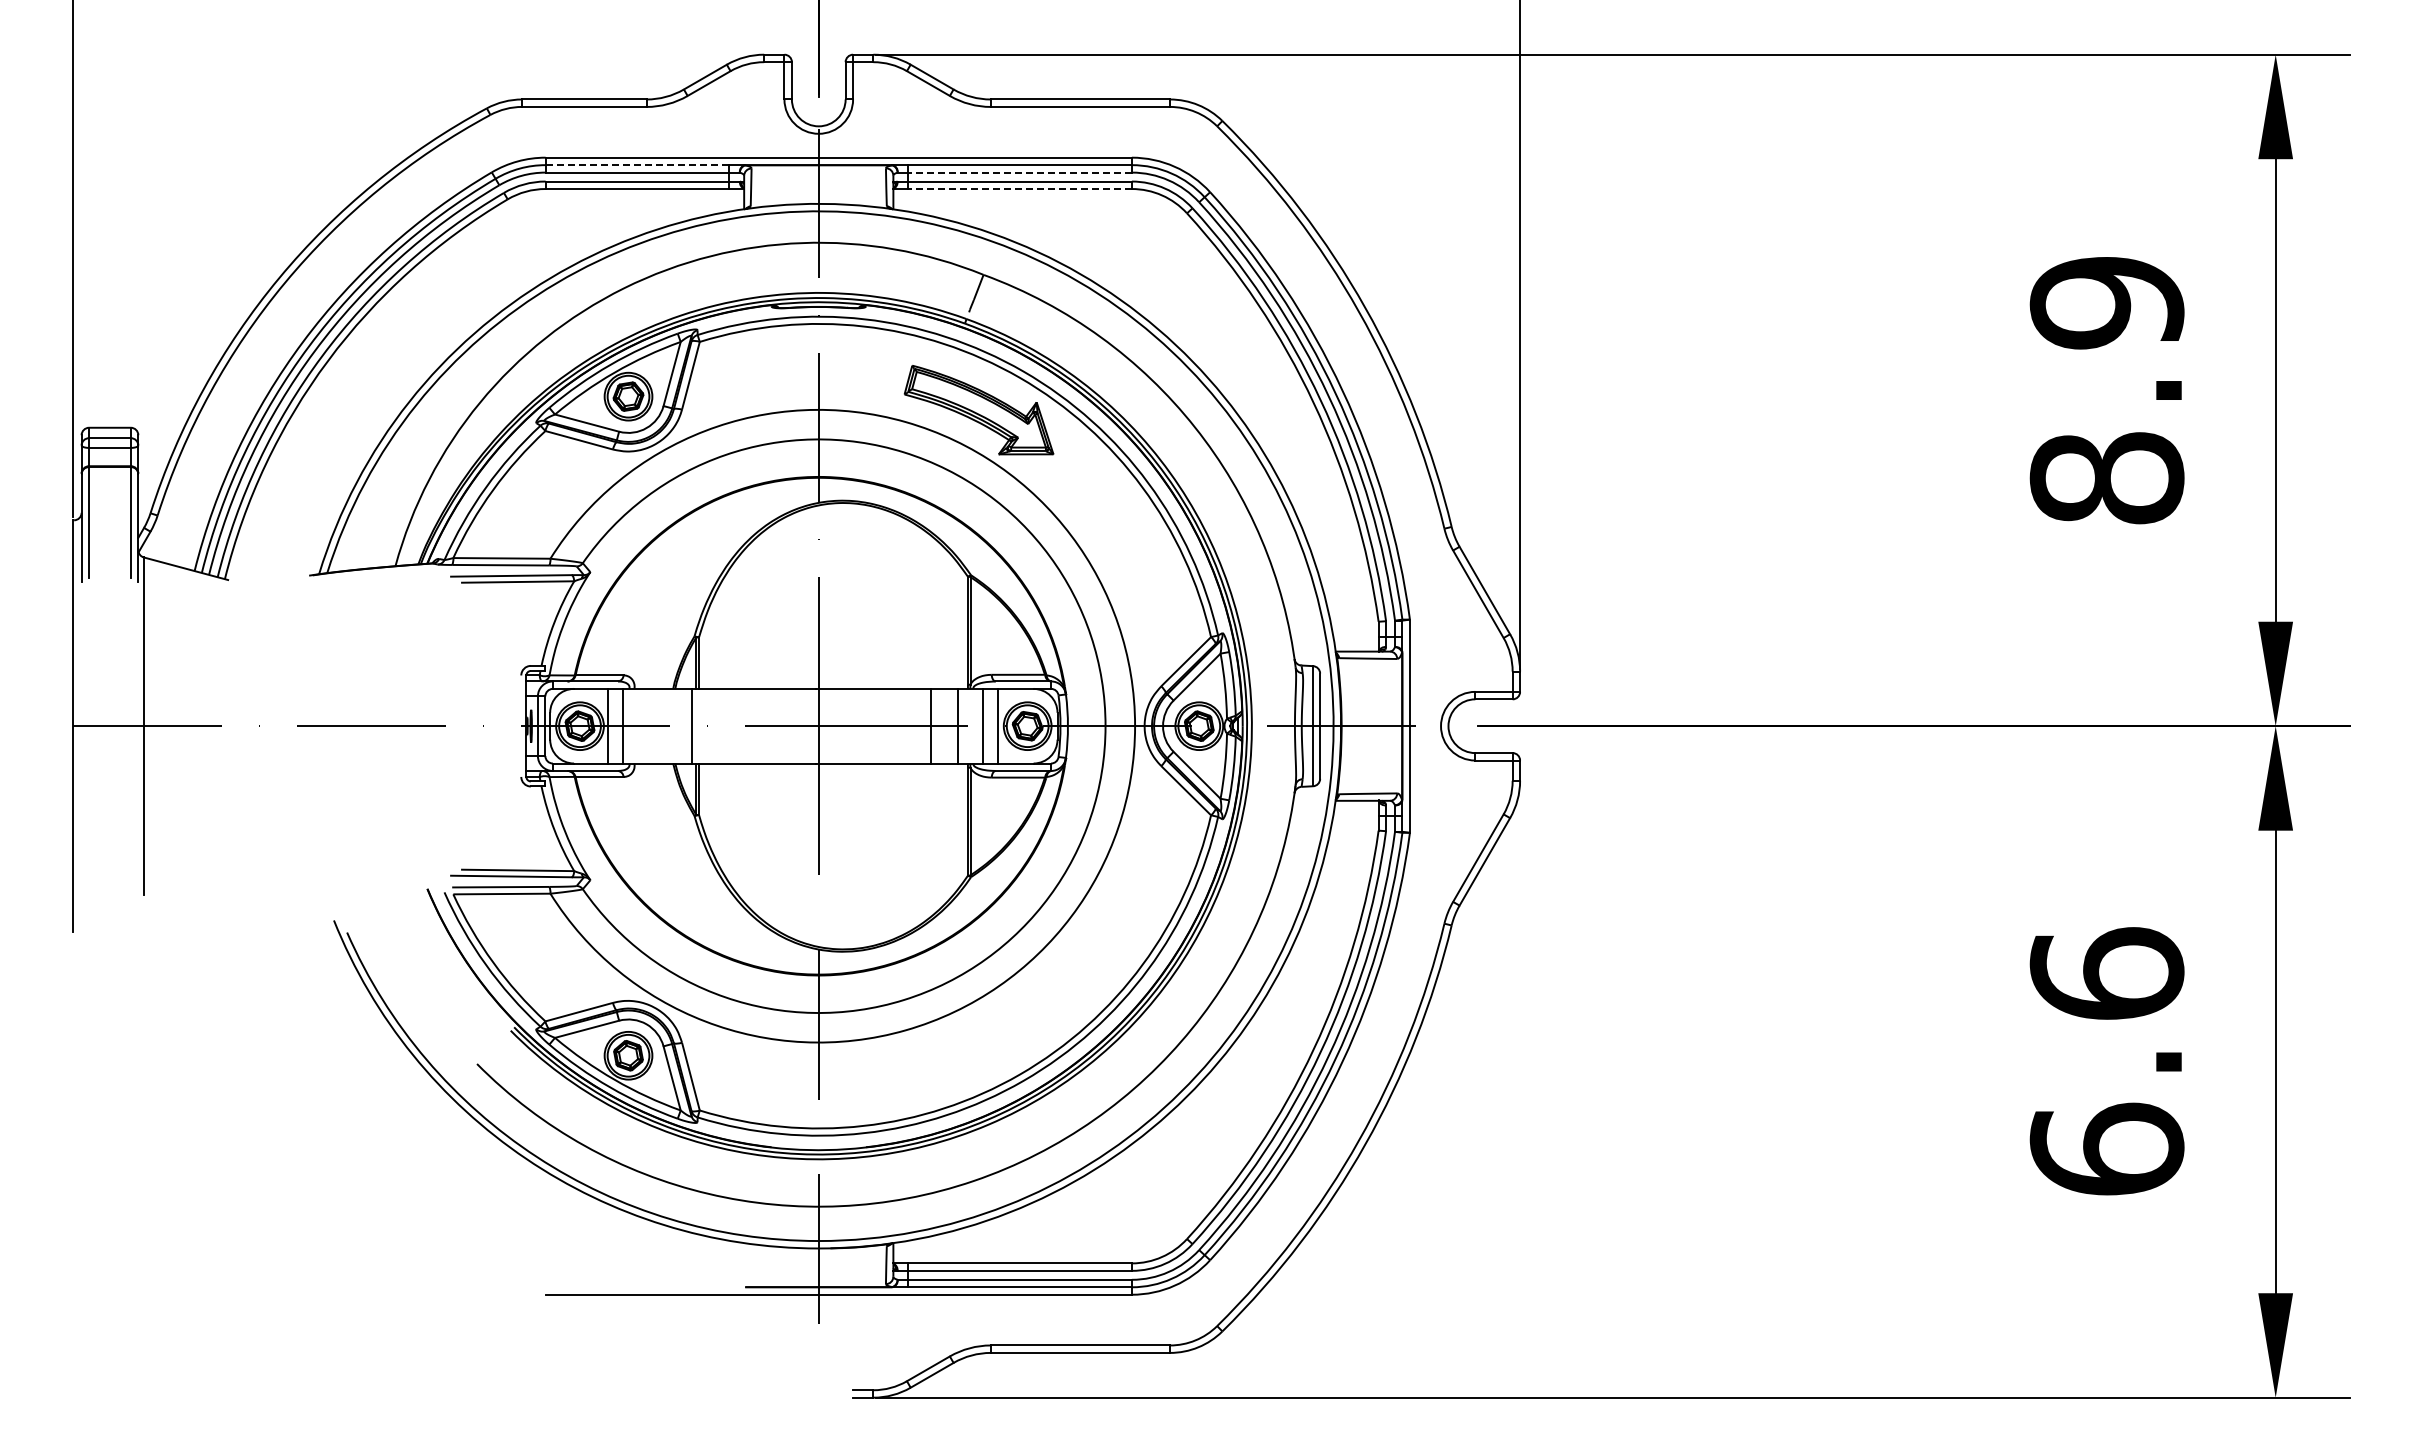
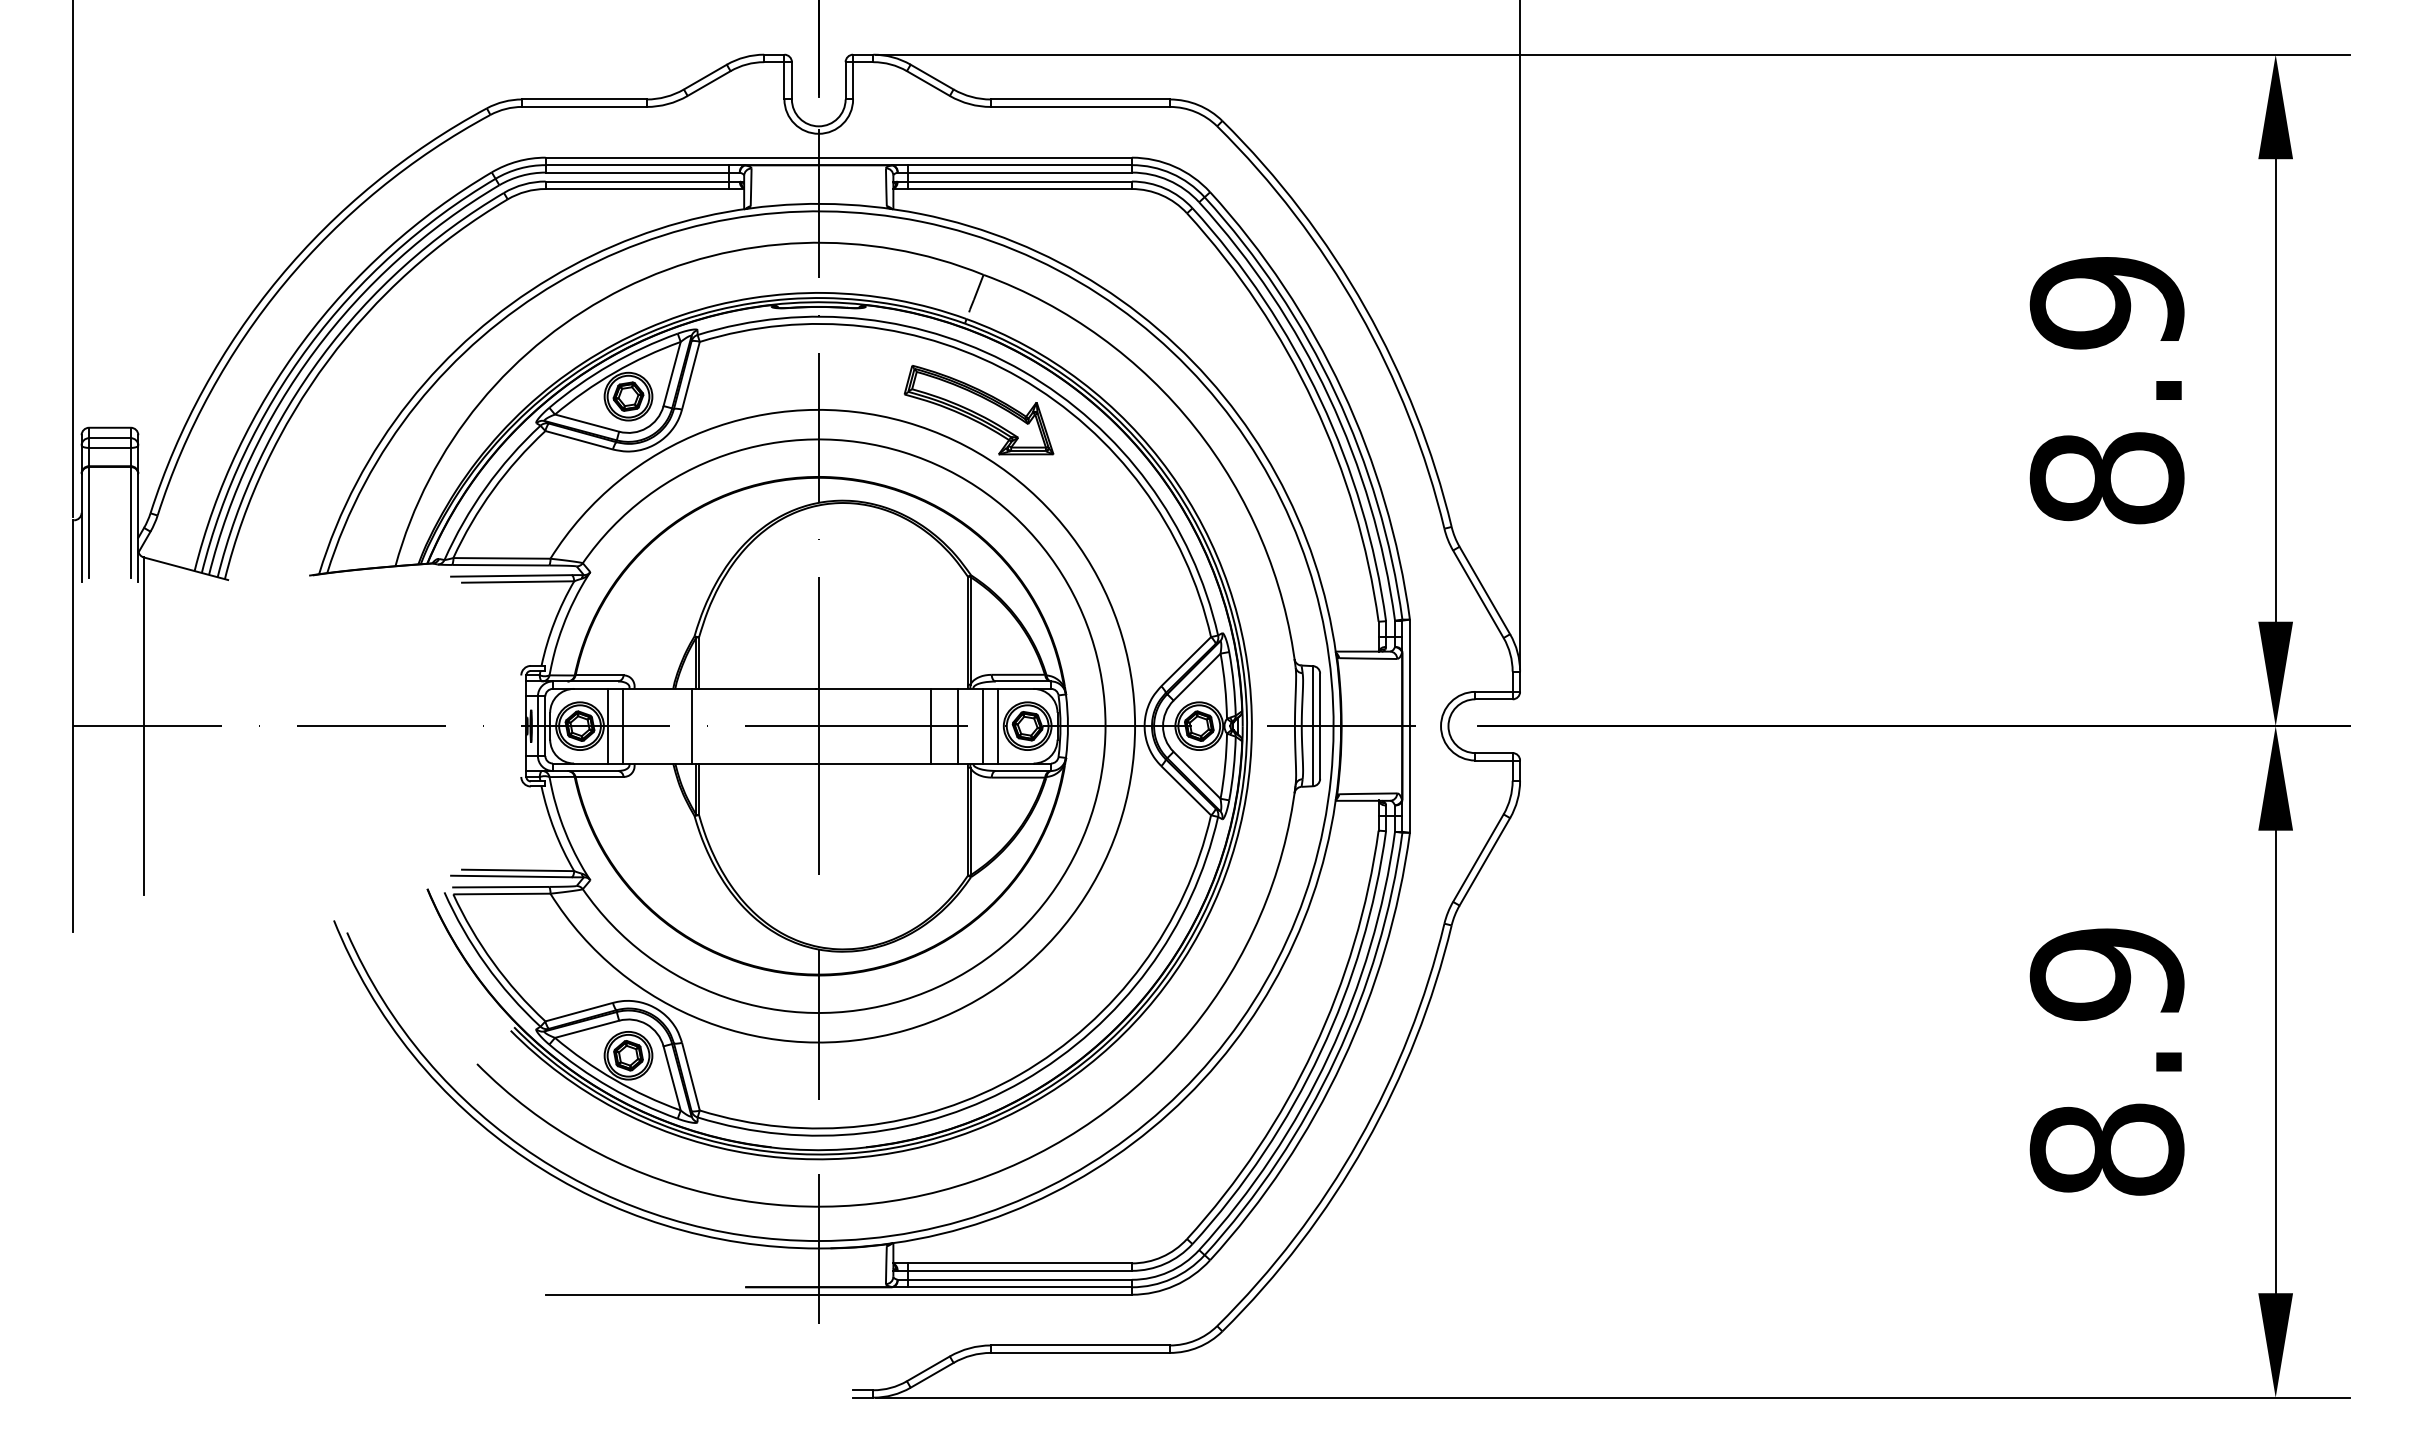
line: dashed -> solid (637, 165)
line: dashed -> solid (1020, 172)
line: dashed -> solid (1020, 189)
text: 6.6 -> 8.9 (2106, 1061)
